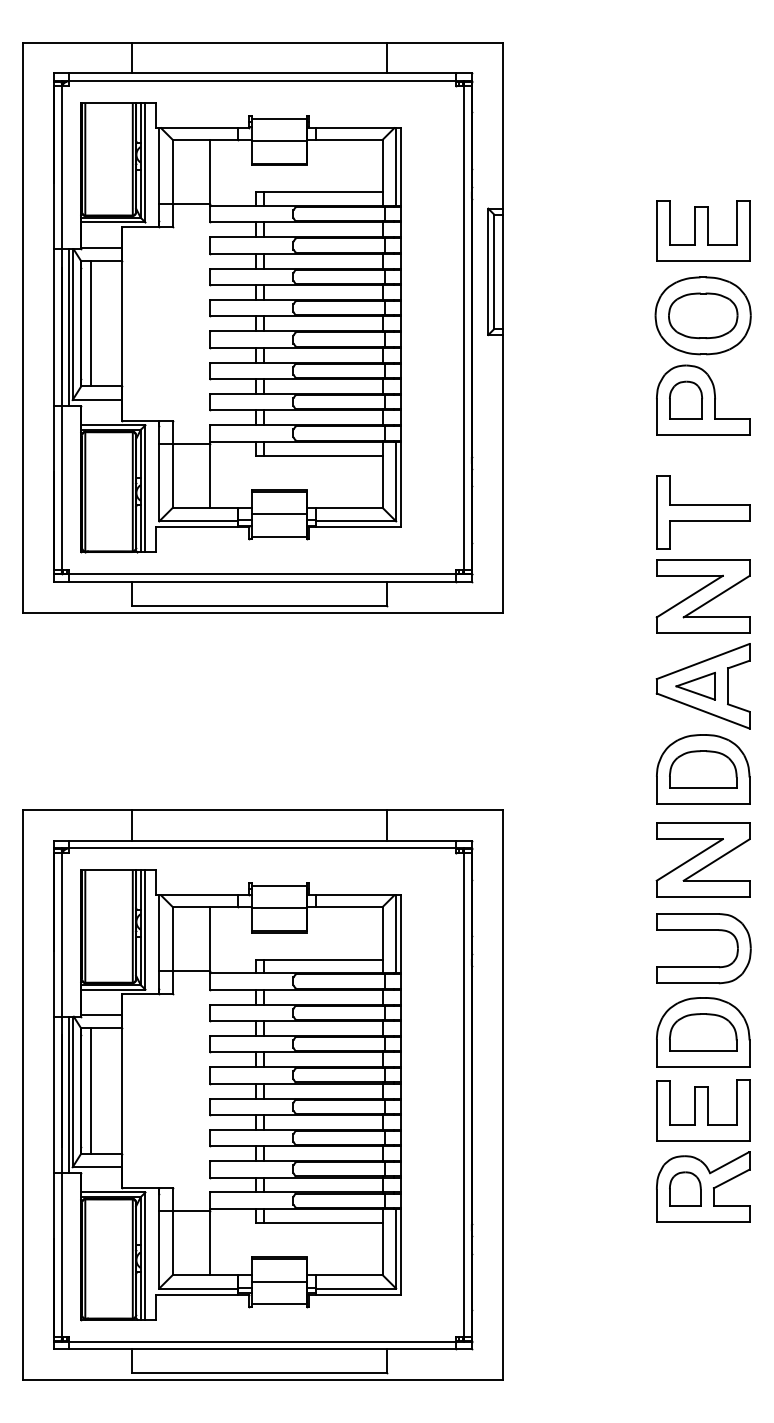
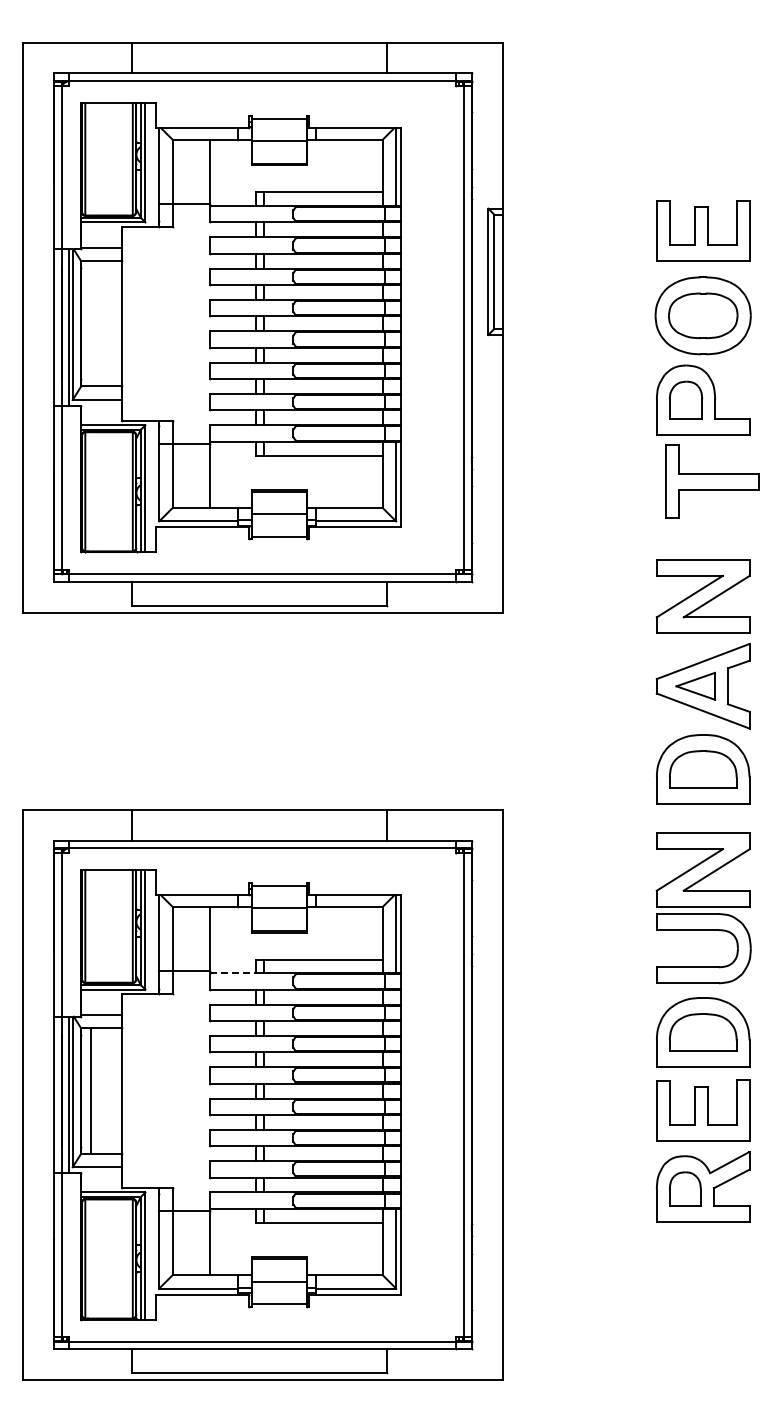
line: present -> none (90, 323)
part position: (703, 512) -> (712, 481) (712, 481)
part position: (702, 859) -> (702, 869) (702, 869)
line: solid -> dashed (233, 973)
